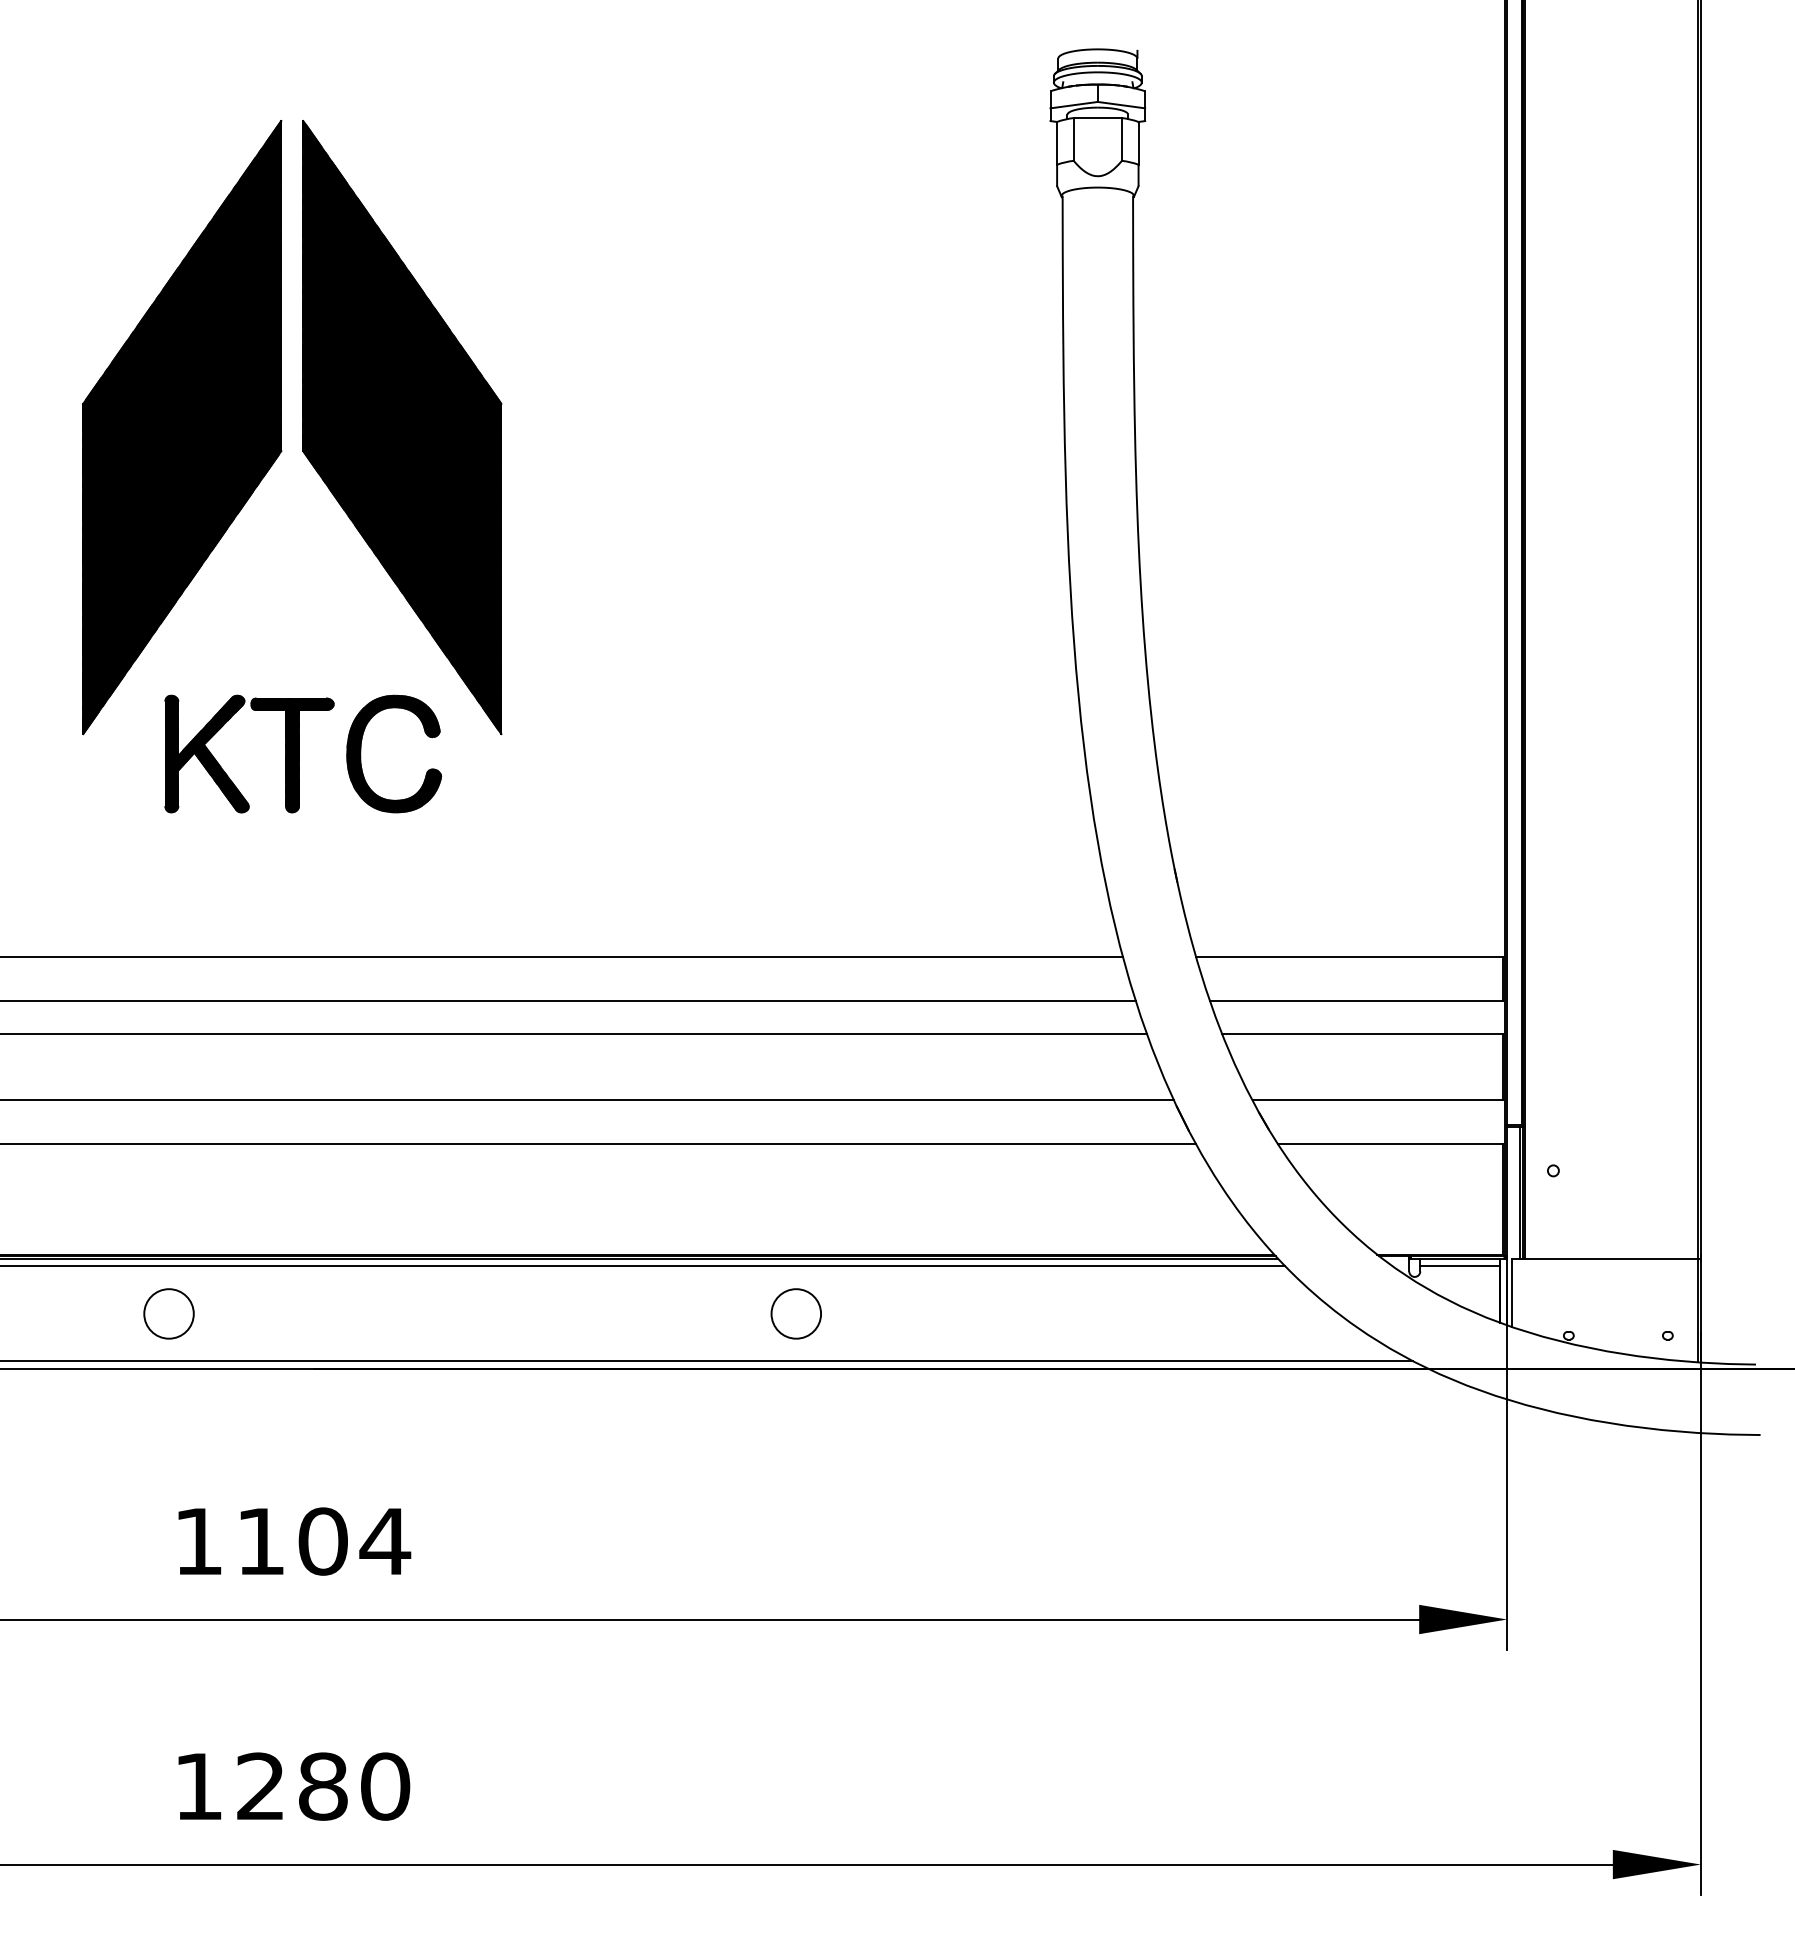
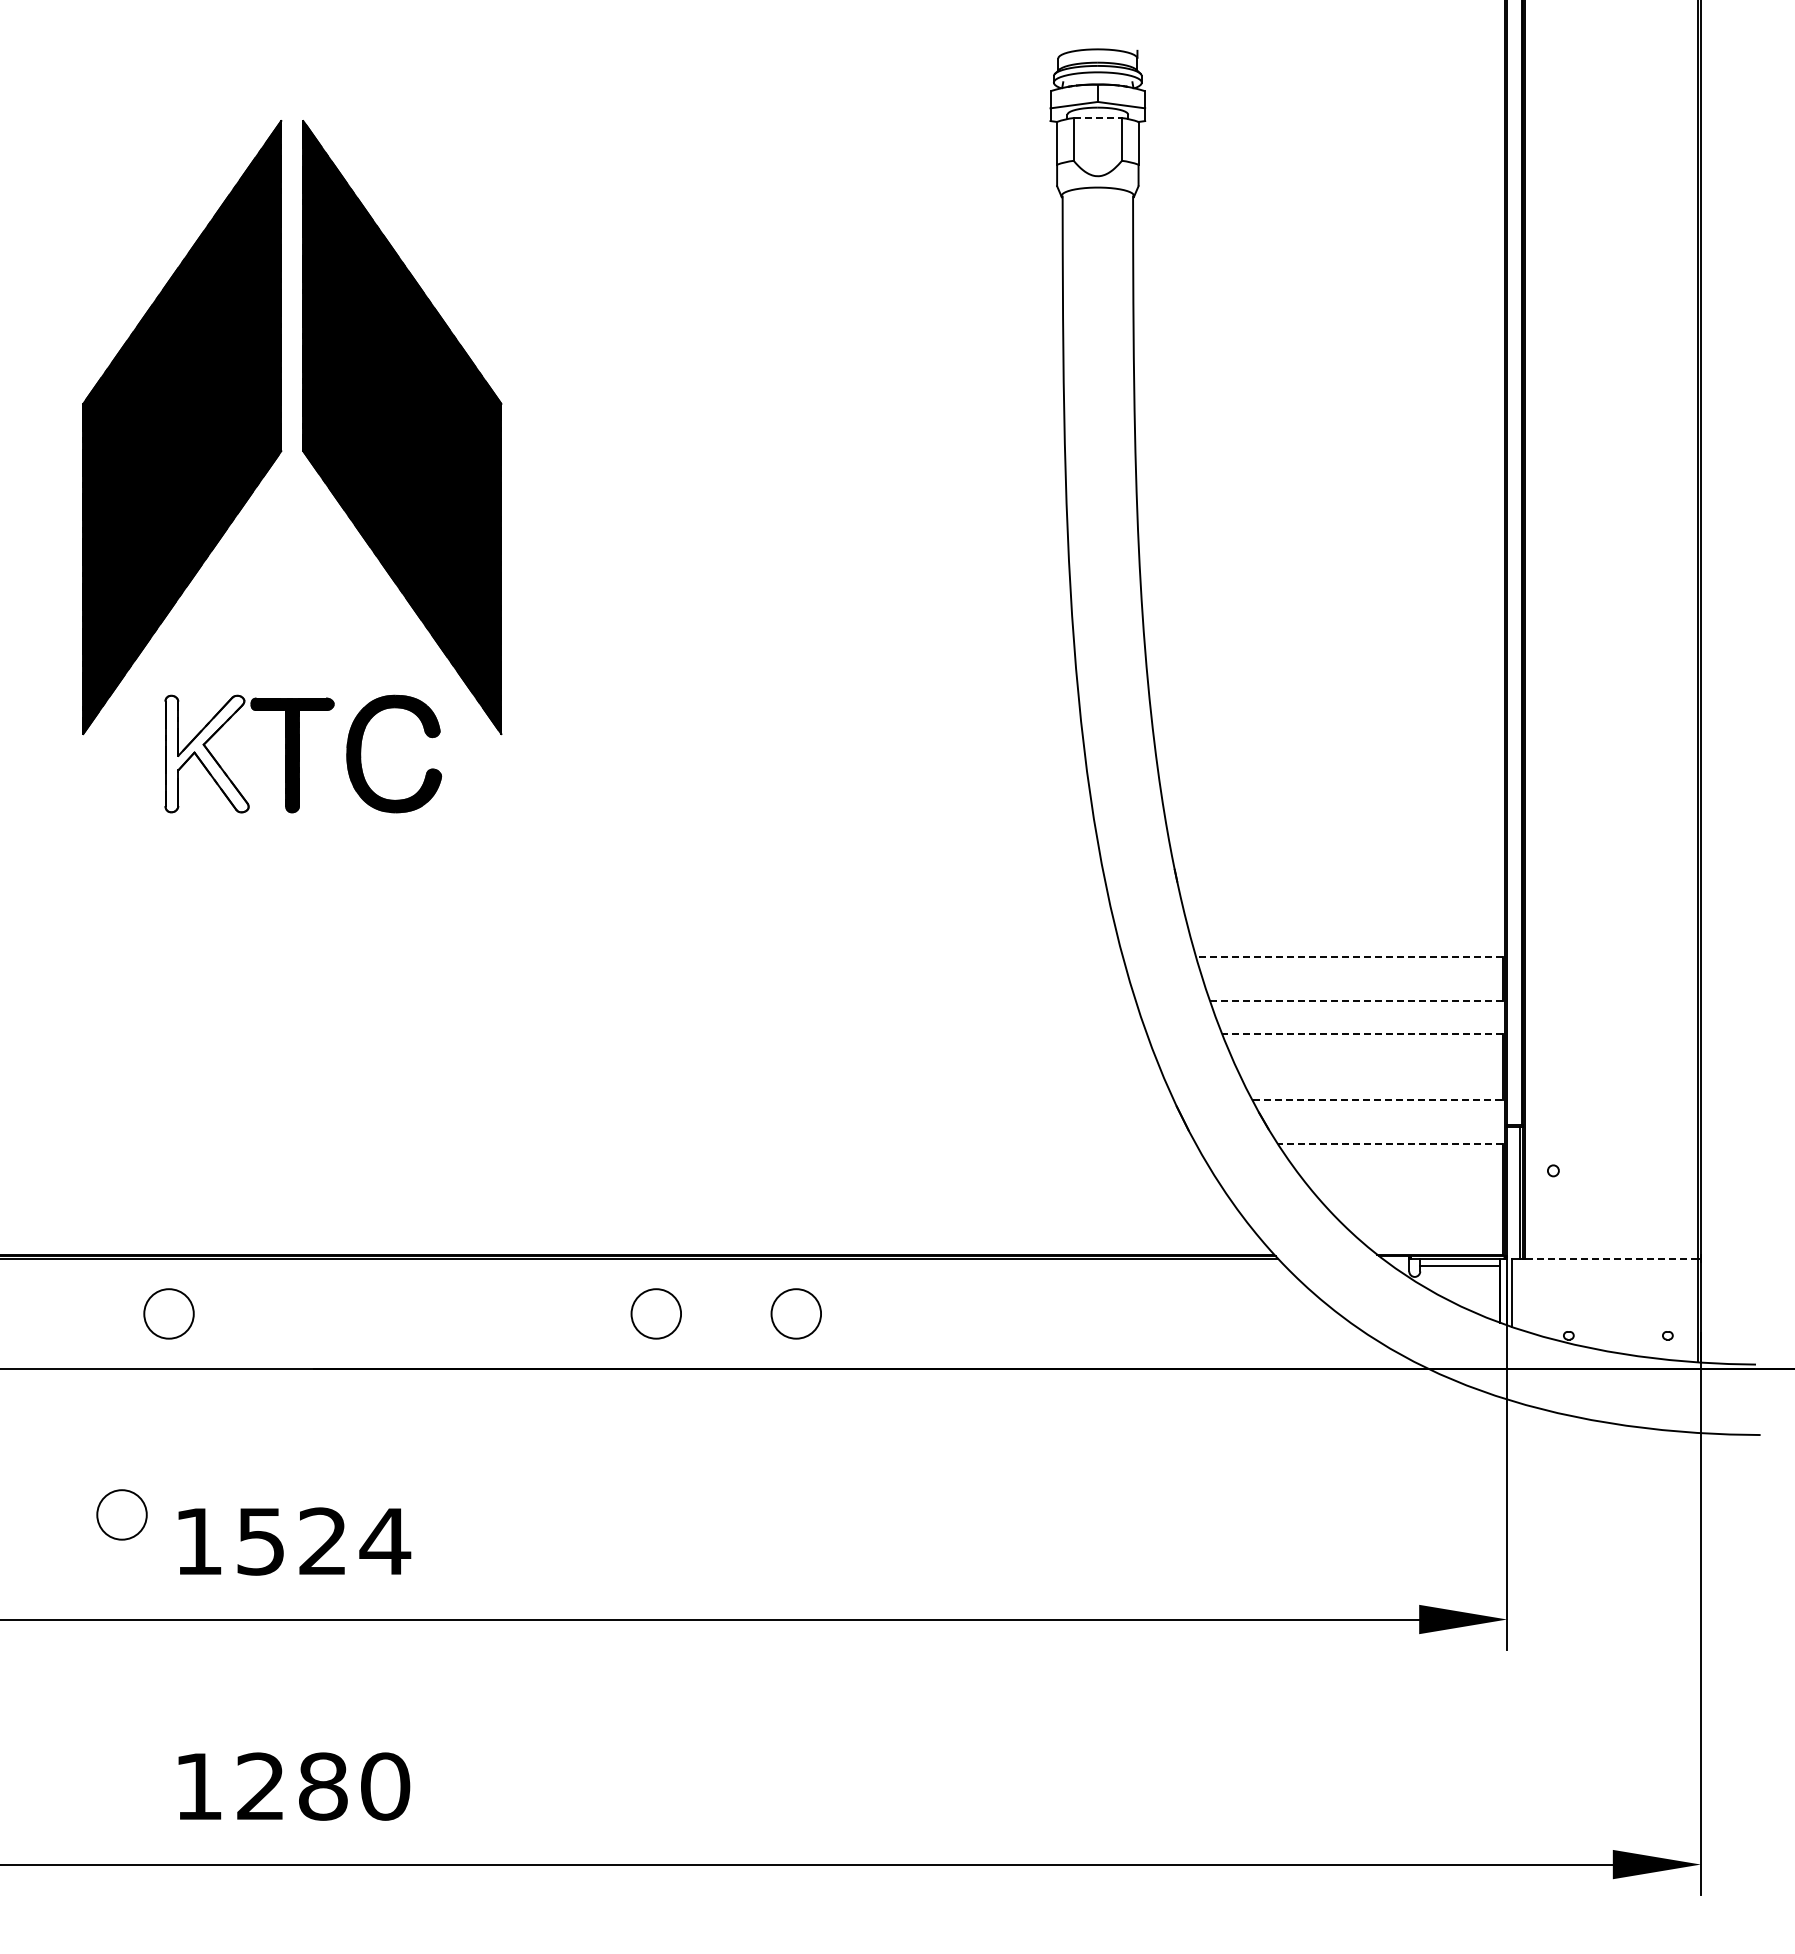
line: solid -> dashed (1098, 118)
fill: present -> none (206, 753)
line: present -> none (562, 957)
line: solid -> dashed (1348, 957)
line: present -> none (569, 1001)
line: solid -> dashed (1356, 1001)
line: present -> none (574, 1034)
line: solid -> dashed (1362, 1034)
line: present -> none (588, 1100)
line: solid -> dashed (1378, 1100)
line: present -> none (599, 1144)
line: solid -> dashed (1389, 1144)
line: solid -> dashed (1611, 1258)
line: present -> none (643, 1266)
circle: none -> present (655, 1313)
line: present -> none (707, 1361)
circle: none -> present (121, 1514)
text: 1104 -> 1524 (292, 1541)
